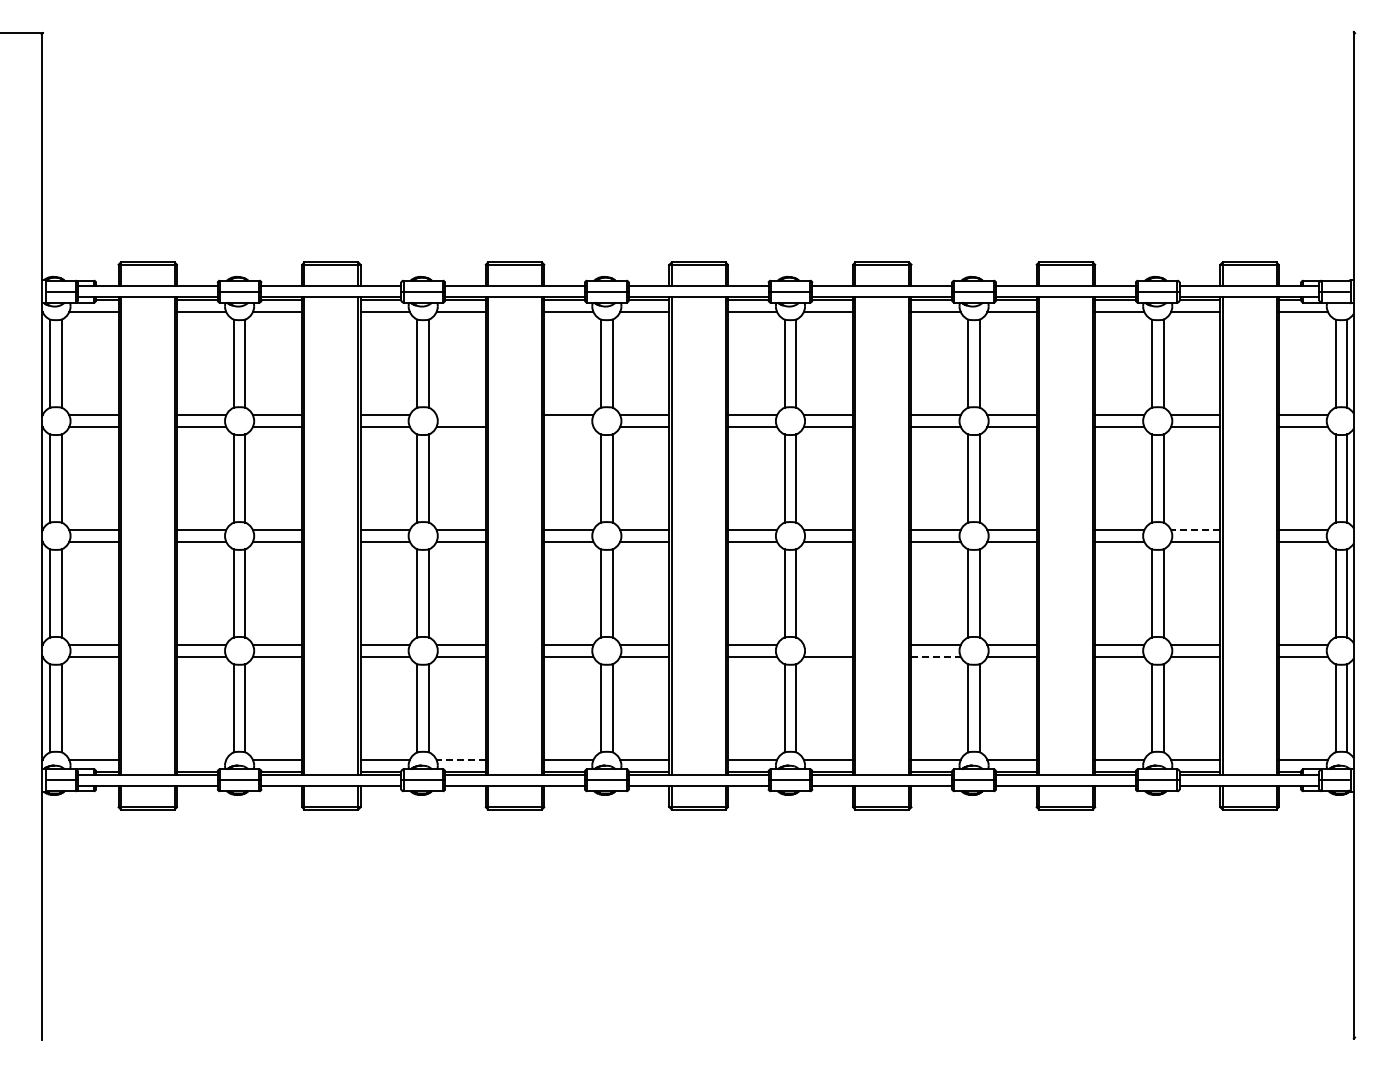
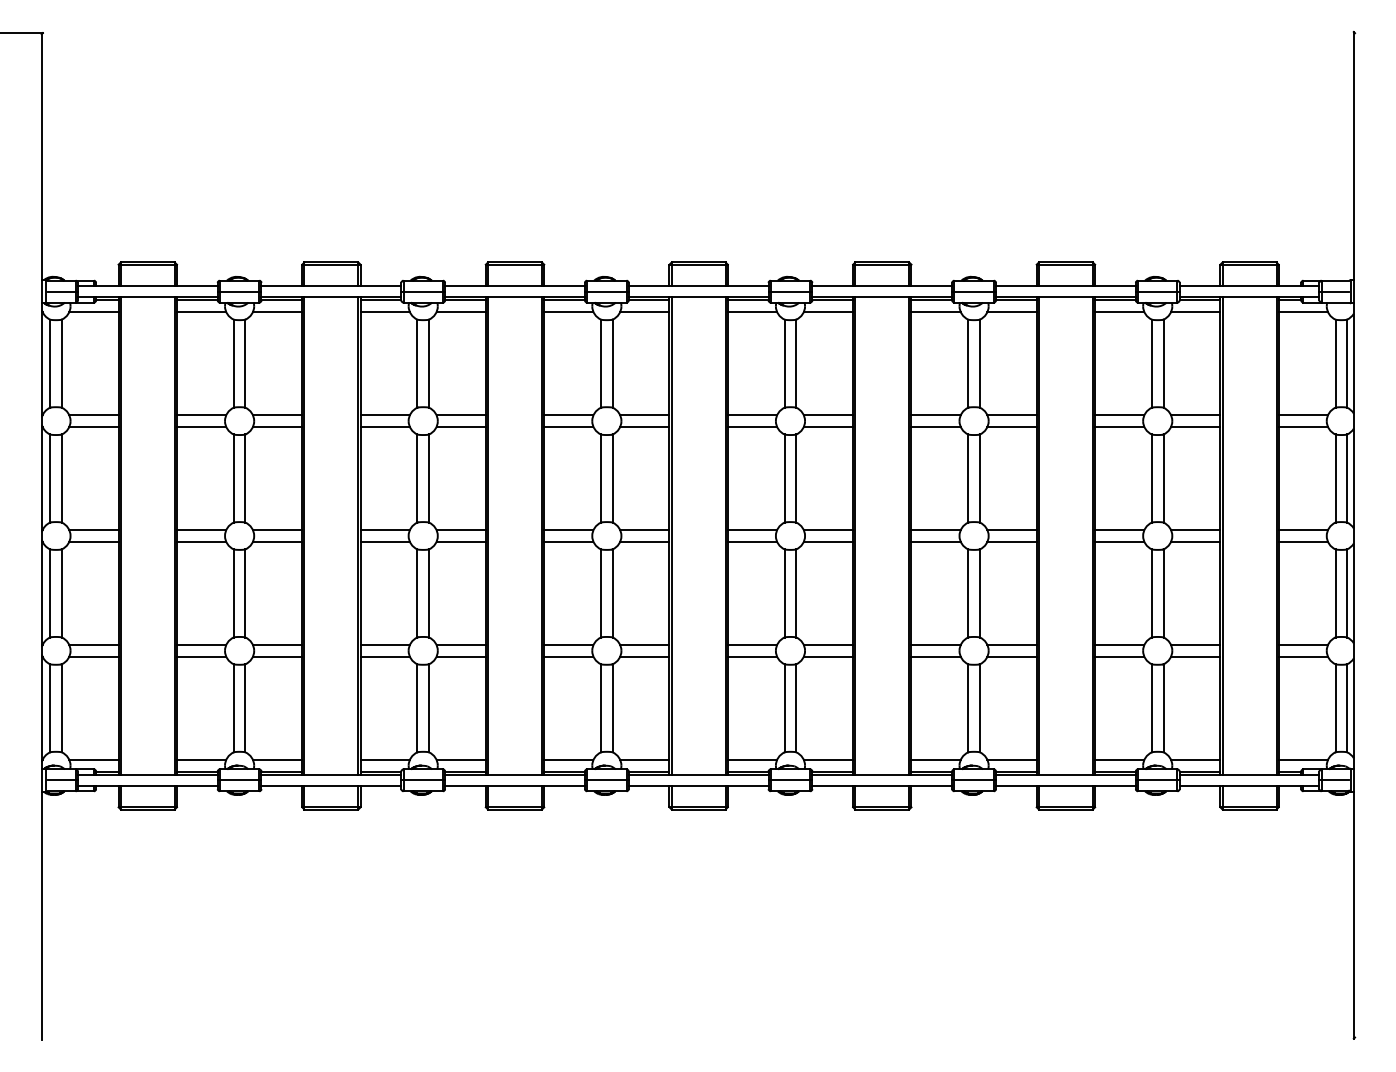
line: none -> present (460, 415)
line: none -> present (568, 426)
line: dashed -> solid (1195, 530)
line: none -> present (828, 645)
line: dashed -> solid (936, 656)
line: none -> present (201, 759)
line: dashed -> solid (461, 759)
